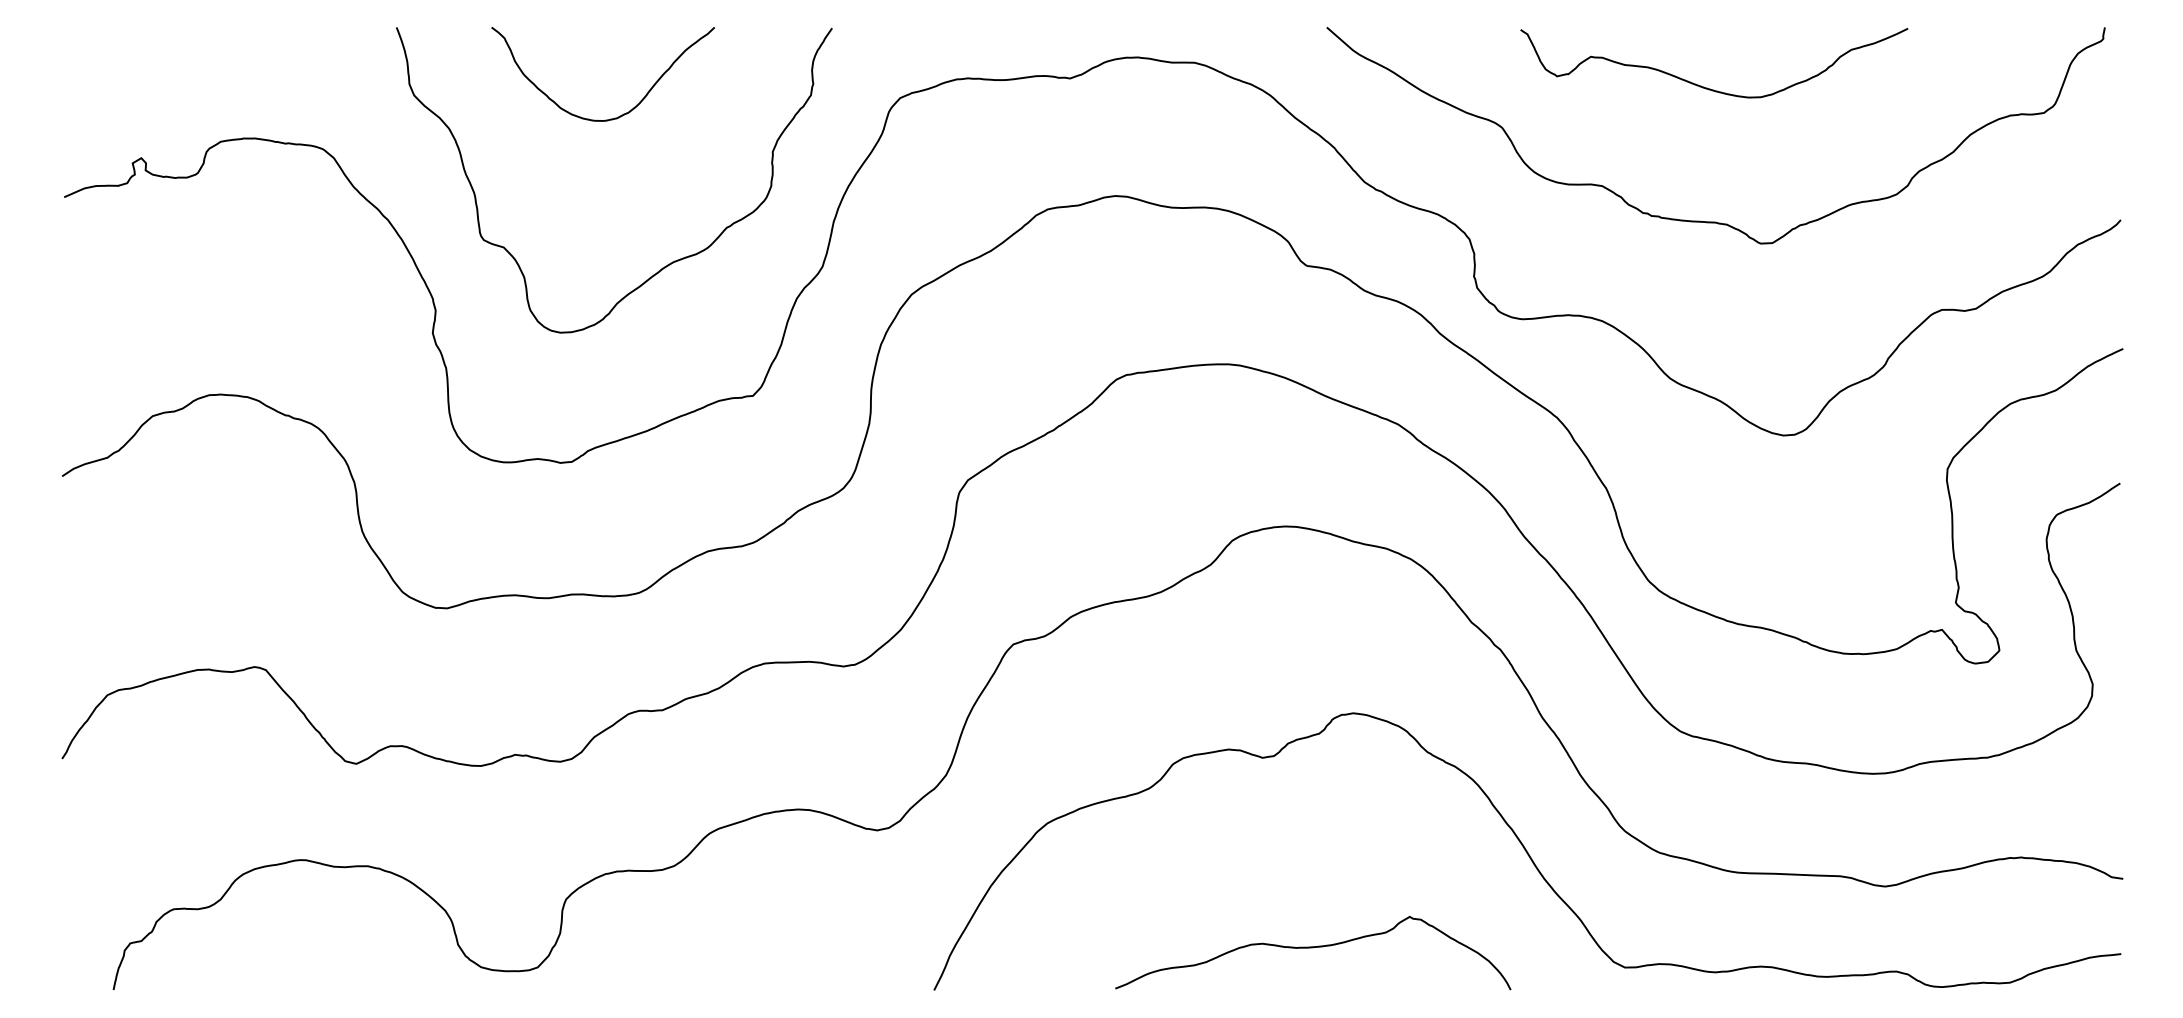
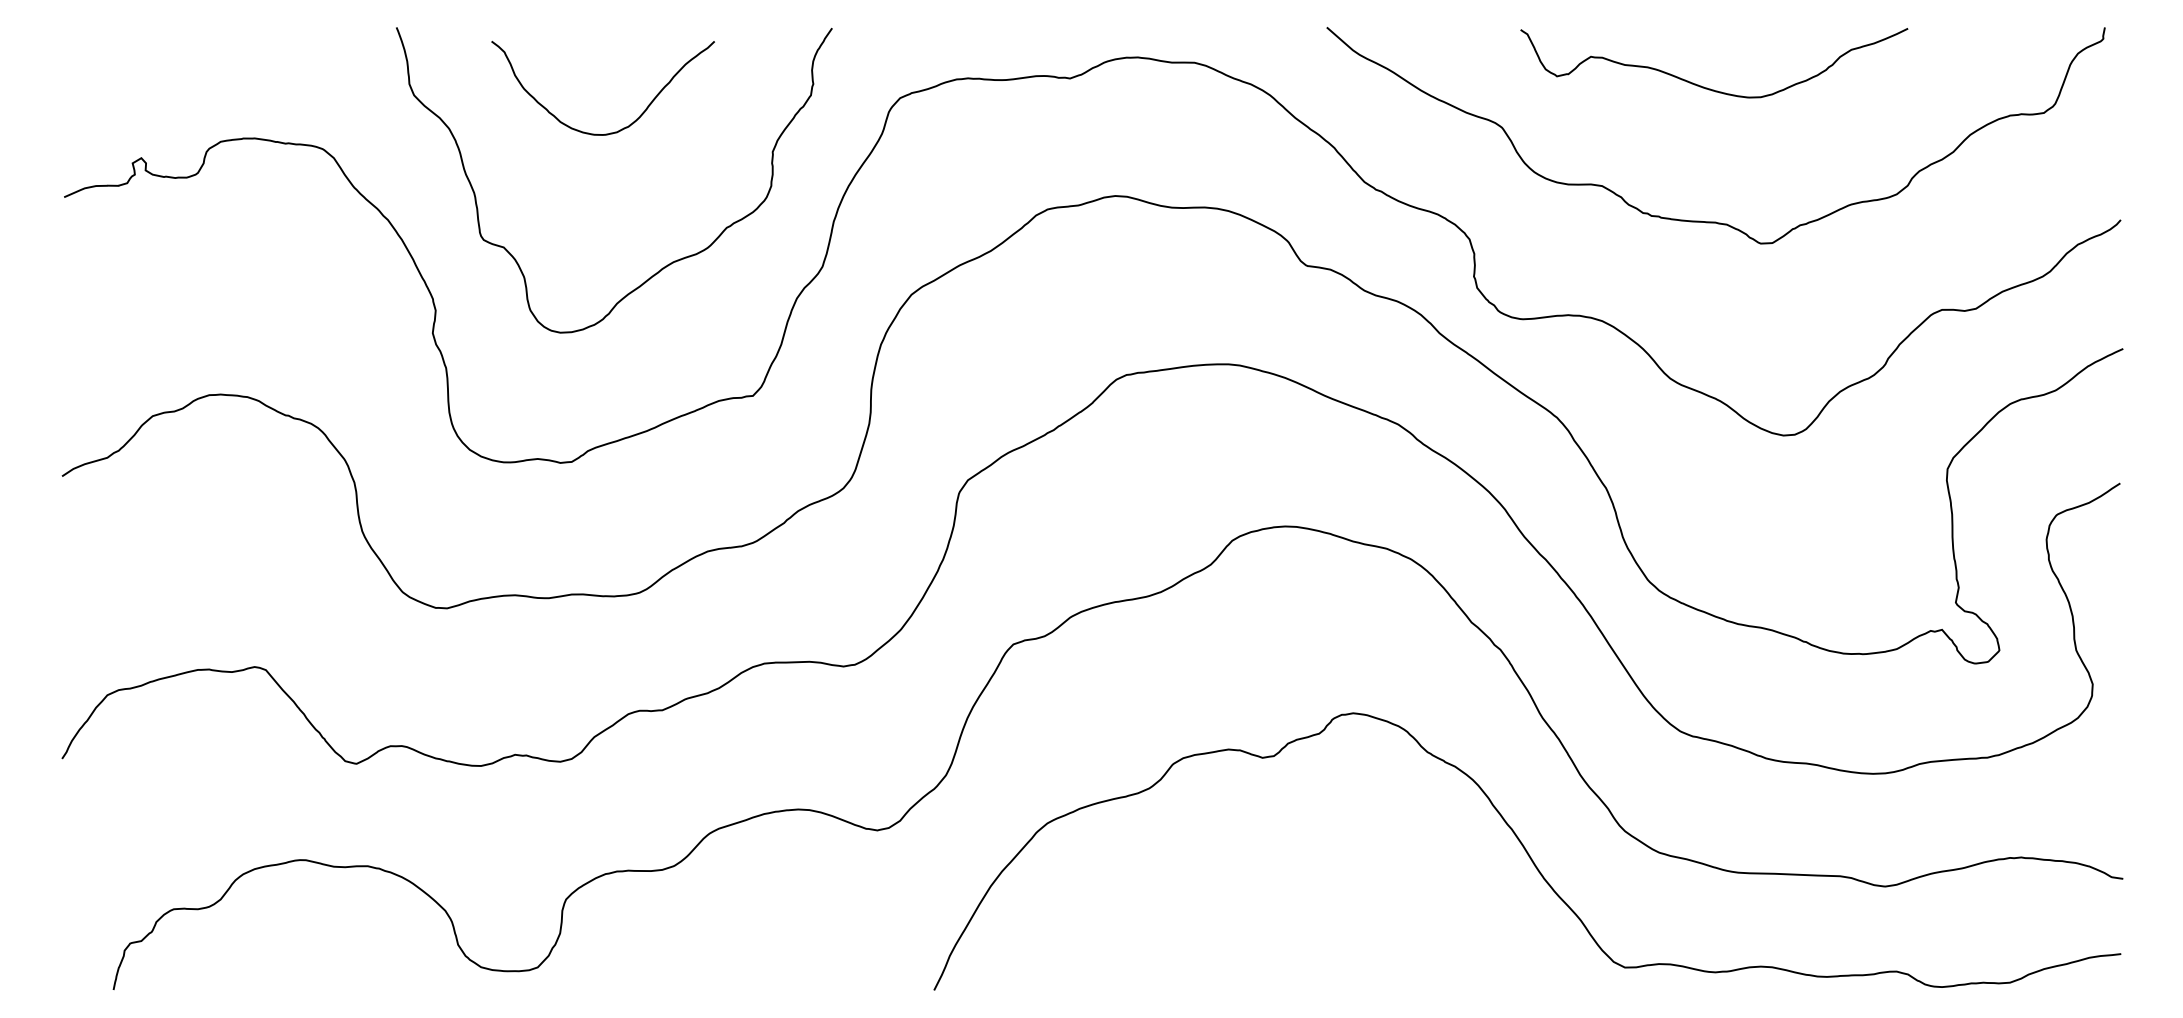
curve position: (623, 113) -> (623, 127) (623, 127)
curve: present -> none (1313, 948)
